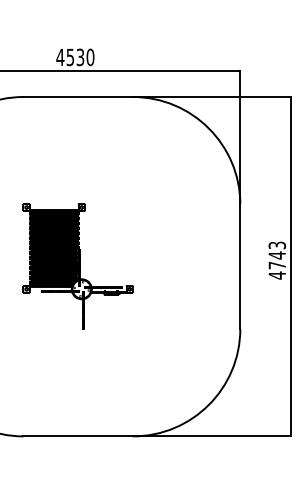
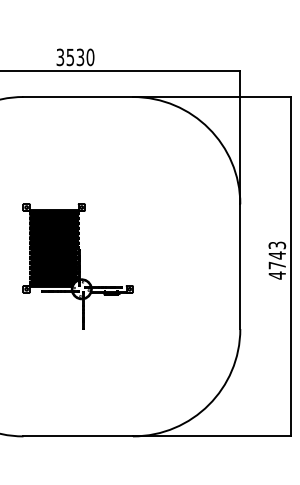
text: 4530 -> 3530 (60, 57)
